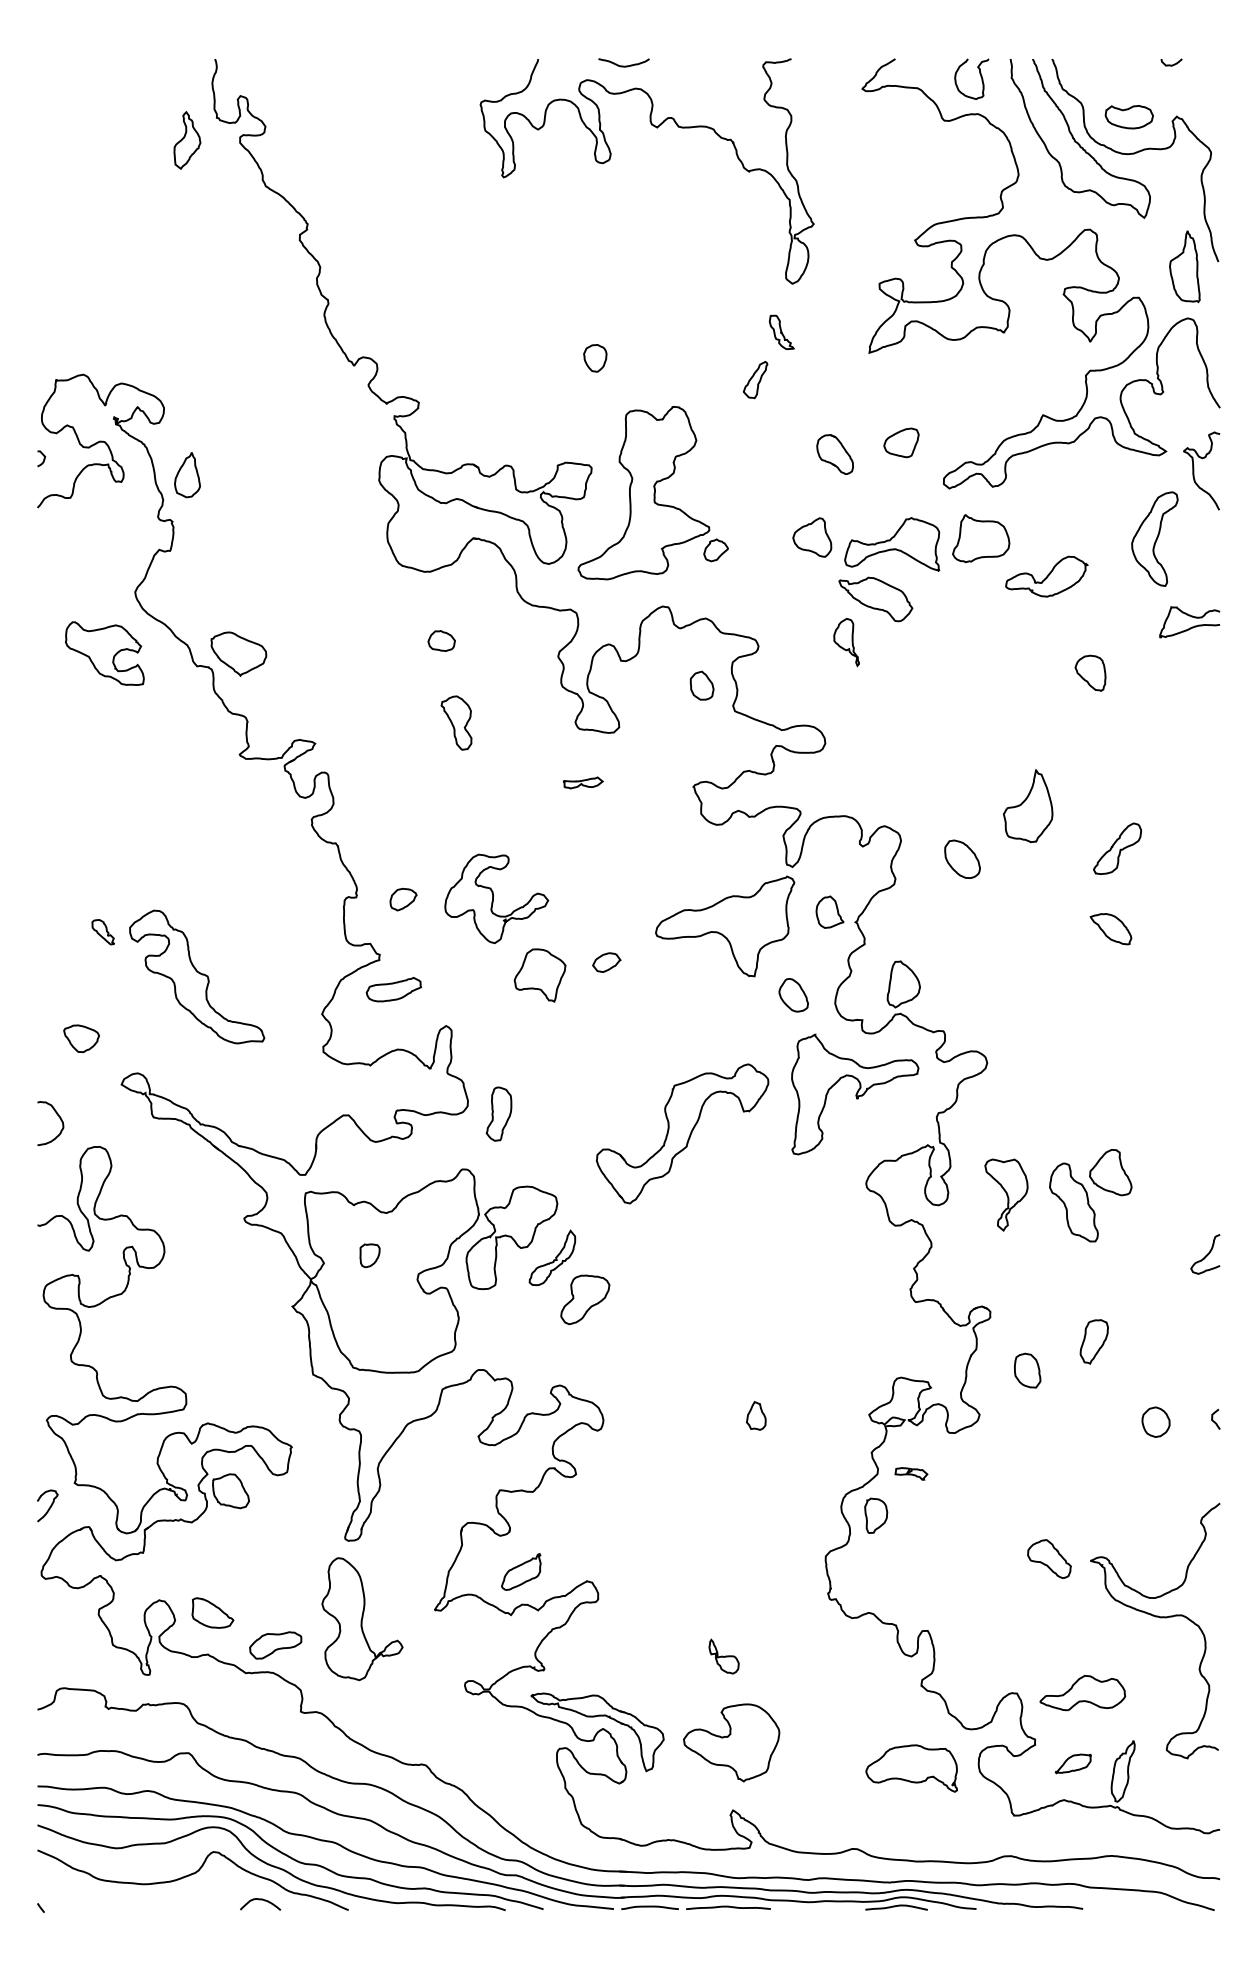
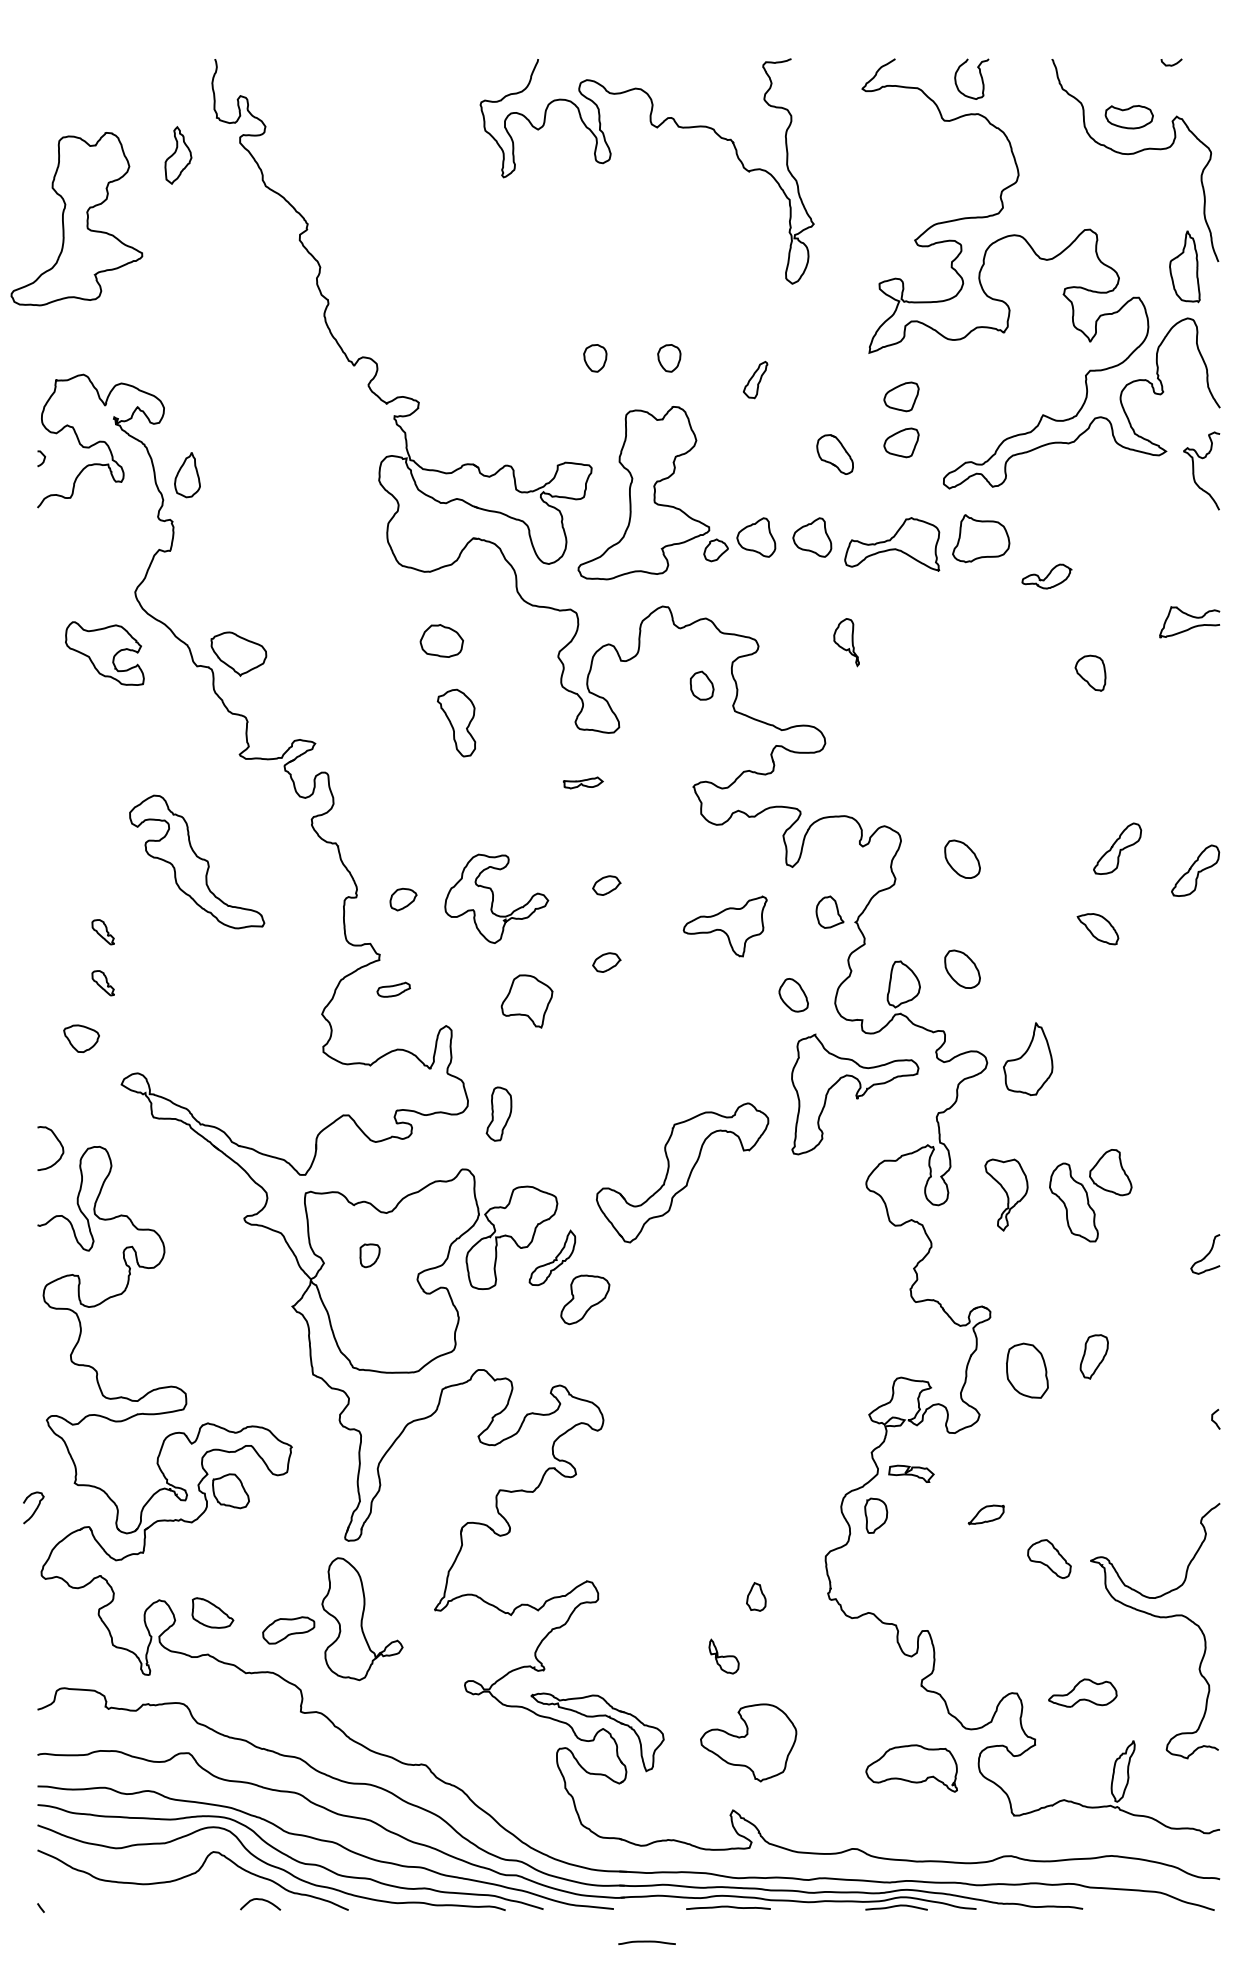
curve: present -> none (623, 65)
part position: (187, 140) -> (178, 155) (178, 155)
curve: present -> none (1077, 141)
part: none -> present (76, 219)
part: present -> none (781, 331)
part: none -> present (669, 358)
part: none -> present (901, 396)
part: none -> present (756, 537)
part: present -> none (1154, 538)
part size: 84x43 px -> 52x27 px (1046, 576)
part: present -> none (875, 599)
part size: 29x22 px -> 46x34 px (441, 640)
part size: 33x56 px -> 40x70 px (456, 722)
part position: (1028, 806) -> (1028, 1059) (1028, 1059)
part: none -> present (1195, 870)
part: none -> present (606, 885)
part size: 141x103 px -> 86x63 px (724, 926)
part position: (1110, 929) -> (1097, 929) (1097, 929)
part: none -> present (962, 968)
part position: (539, 975) -> (526, 1001) (526, 1001)
part position: (197, 976) -> (197, 861) (197, 861)
part: none -> present (102, 983)
part size: 57x26 px -> 35x17 px (393, 989)
curve position: (59, 1118) -> (59, 1143) (59, 1143)
part position: (682, 1133) -> (682, 1172) (682, 1172)
part position: (1093, 1341) -> (1093, 1356) (1093, 1356)
part size: 28x37 px -> 43x57 px (1027, 1370)
part position: (756, 1415) -> (756, 1596) (756, 1596)
part: present -> none (1155, 1421)
part size: 35x14 px -> 47x19 px (911, 1473)
curve position: (49, 1506) -> (35, 1508) (35, 1508)
part: present -> none (521, 1571)
part position: (275, 1645) -> (288, 1630) (288, 1630)
part size: 88x37 px -> 70x30 px (1082, 1692)
part position: (731, 1742) -> (748, 1742) (748, 1742)
part position: (1072, 1763) -> (985, 1514) (985, 1514)
curve position: (649, 1907) -> (646, 1942) (646, 1942)
